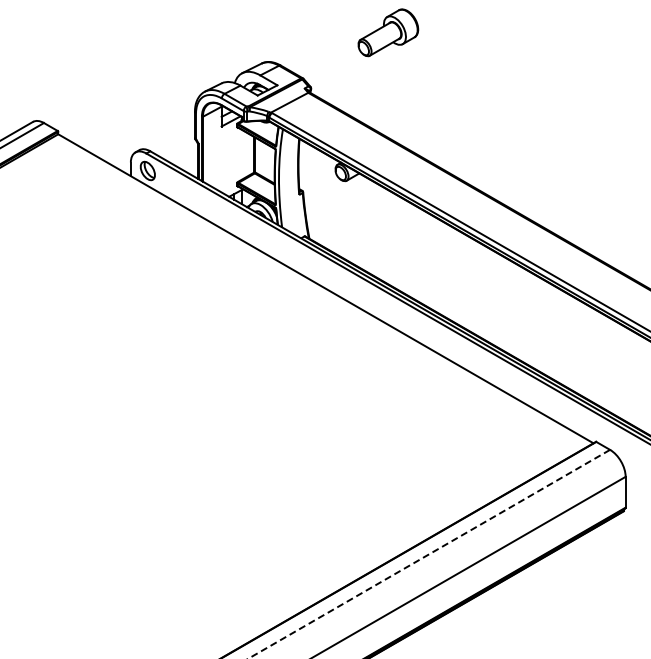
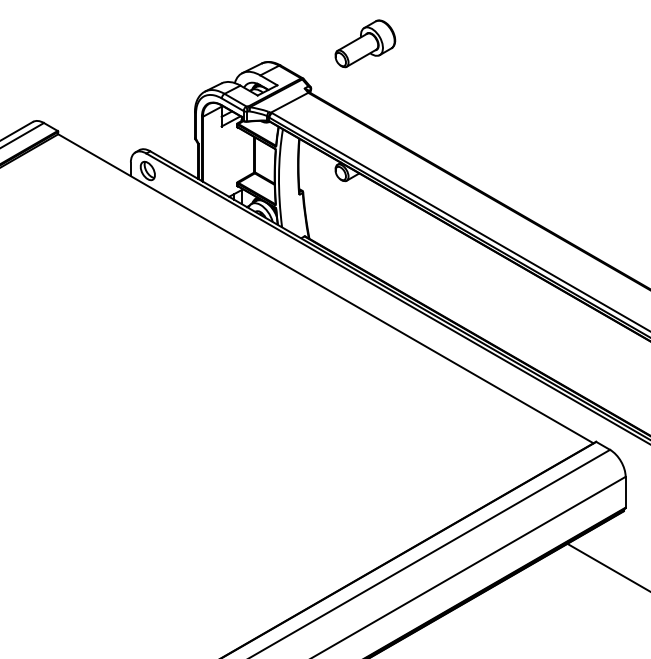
part position: (388, 32) -> (365, 43) (365, 43)
line: dashed -> solid (429, 554)
line: none -> present (607, 566)
